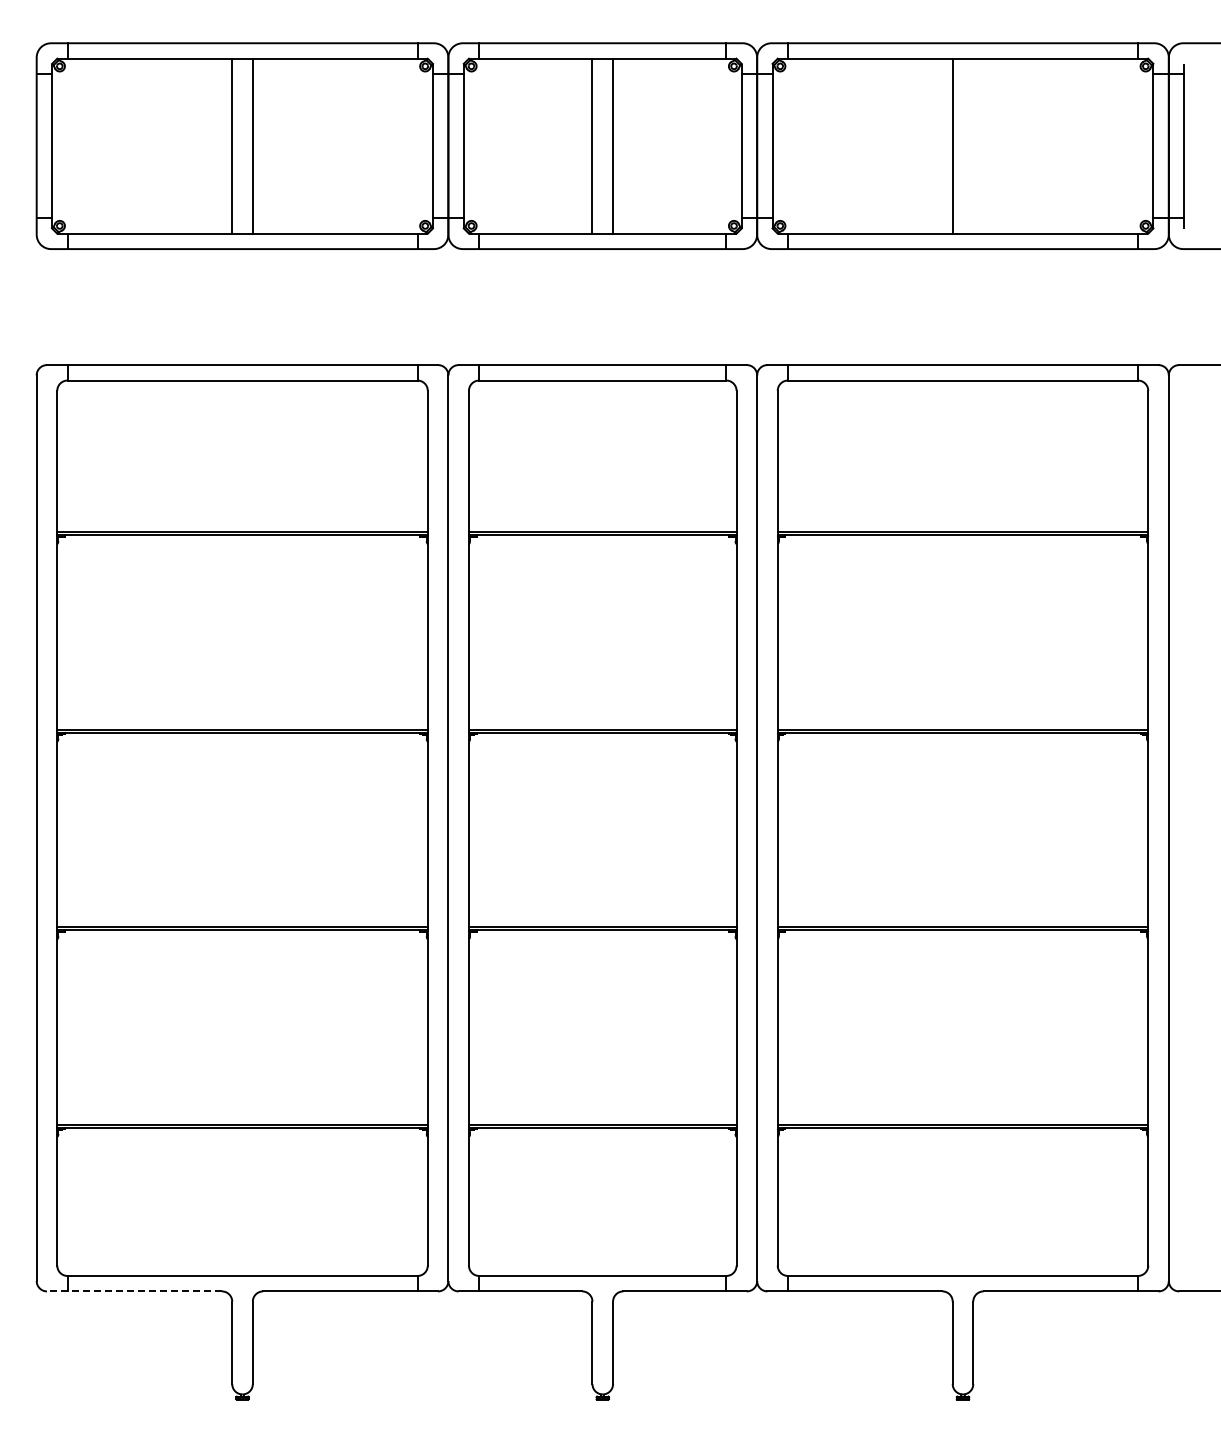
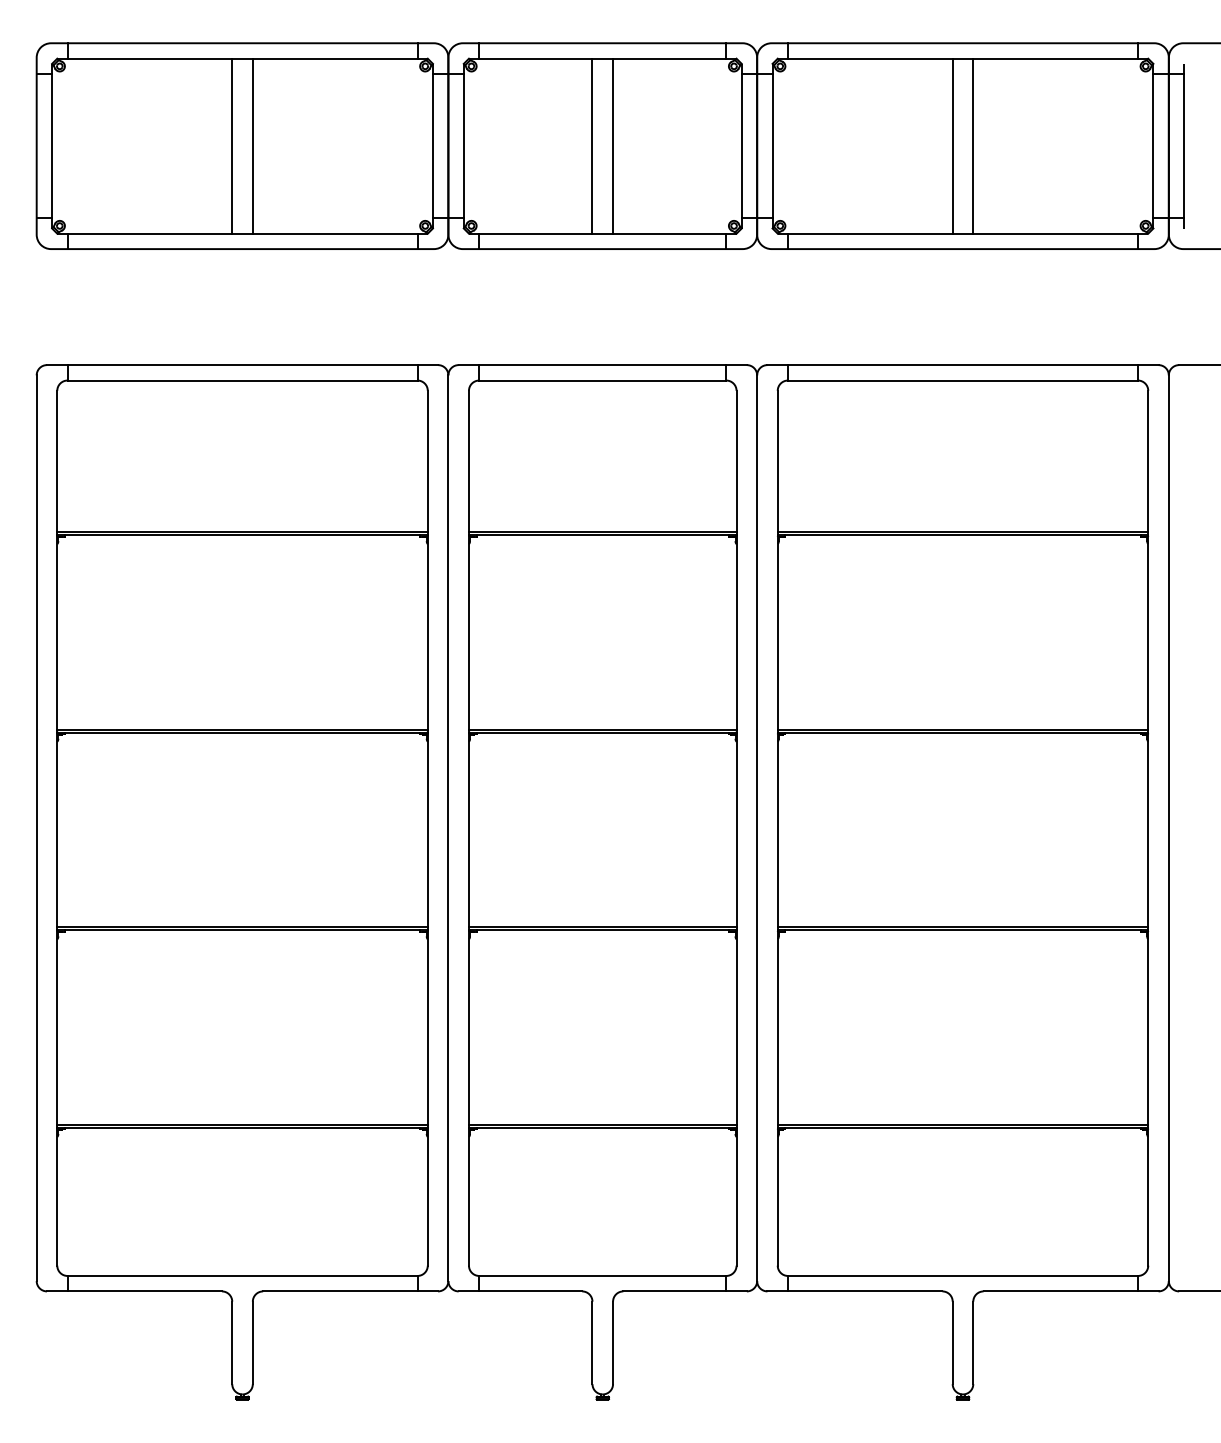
line: none -> present (973, 145)
line: dashed -> solid (133, 1291)
